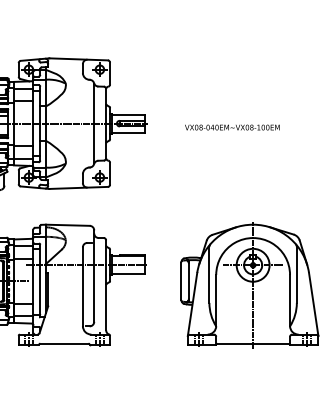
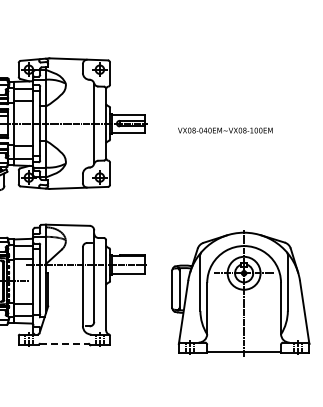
text position: (232, 127) -> (225, 130) (225, 130)
part position: (249, 285) -> (240, 293) (240, 293)
line: solid -> dashed (64, 343)
